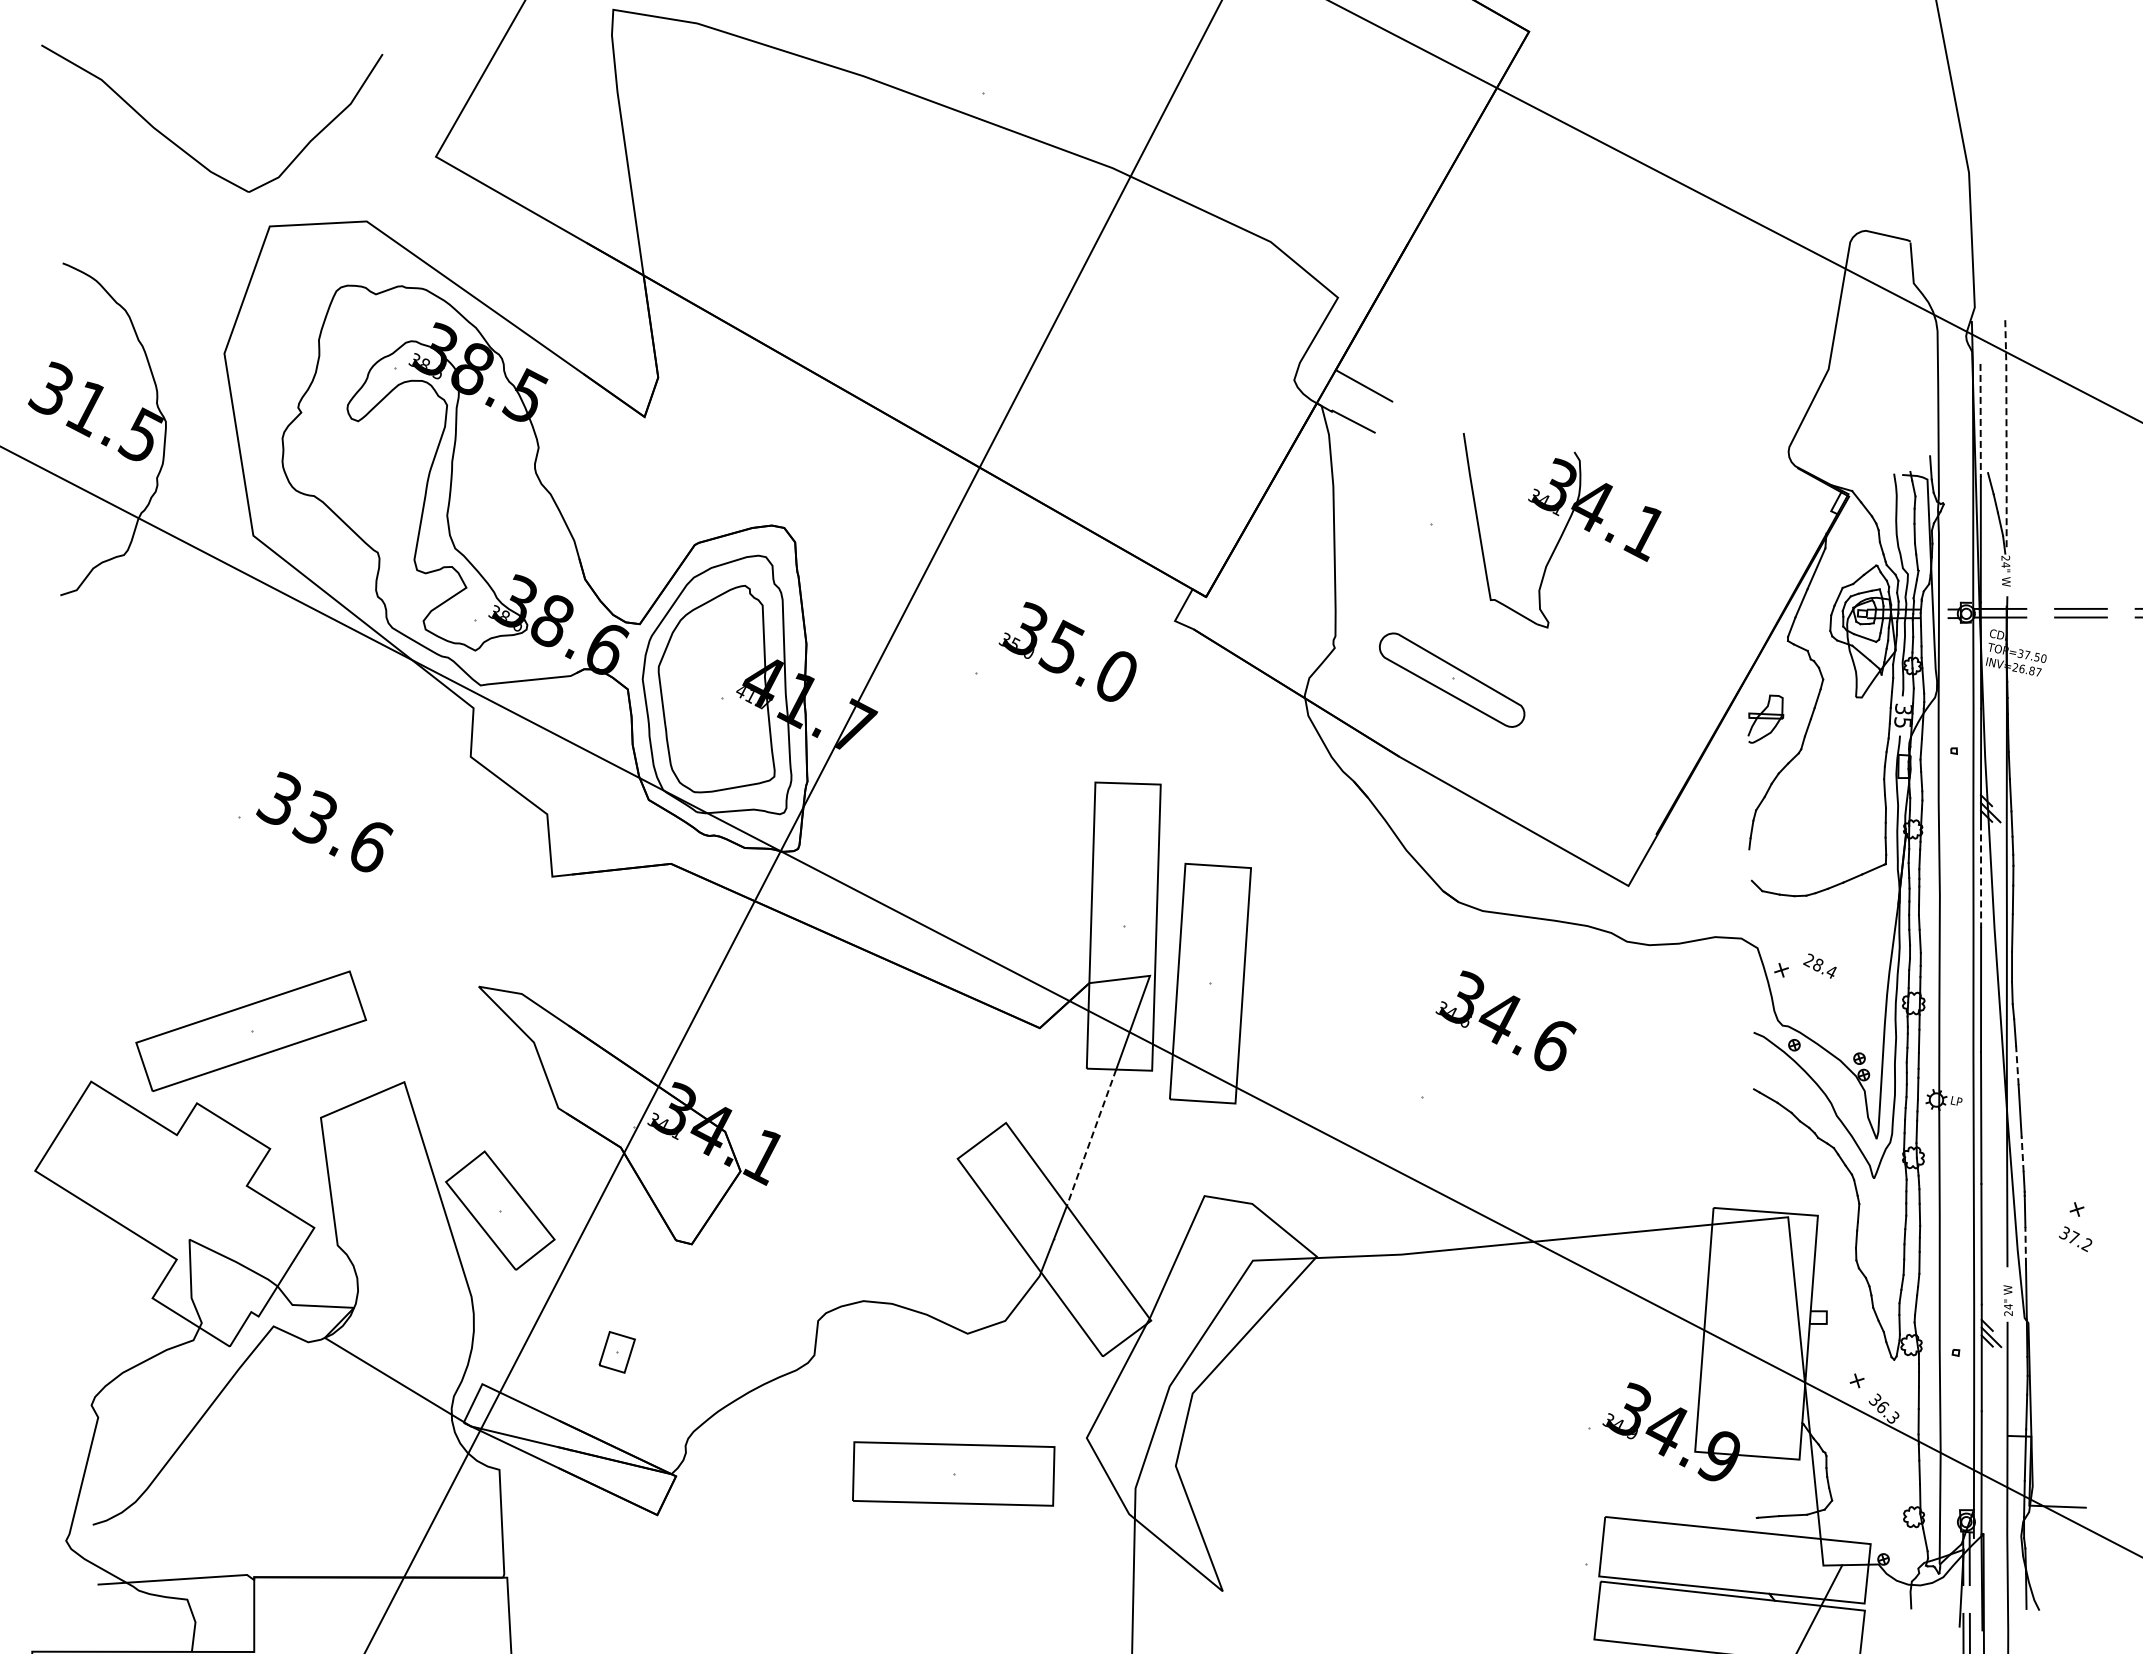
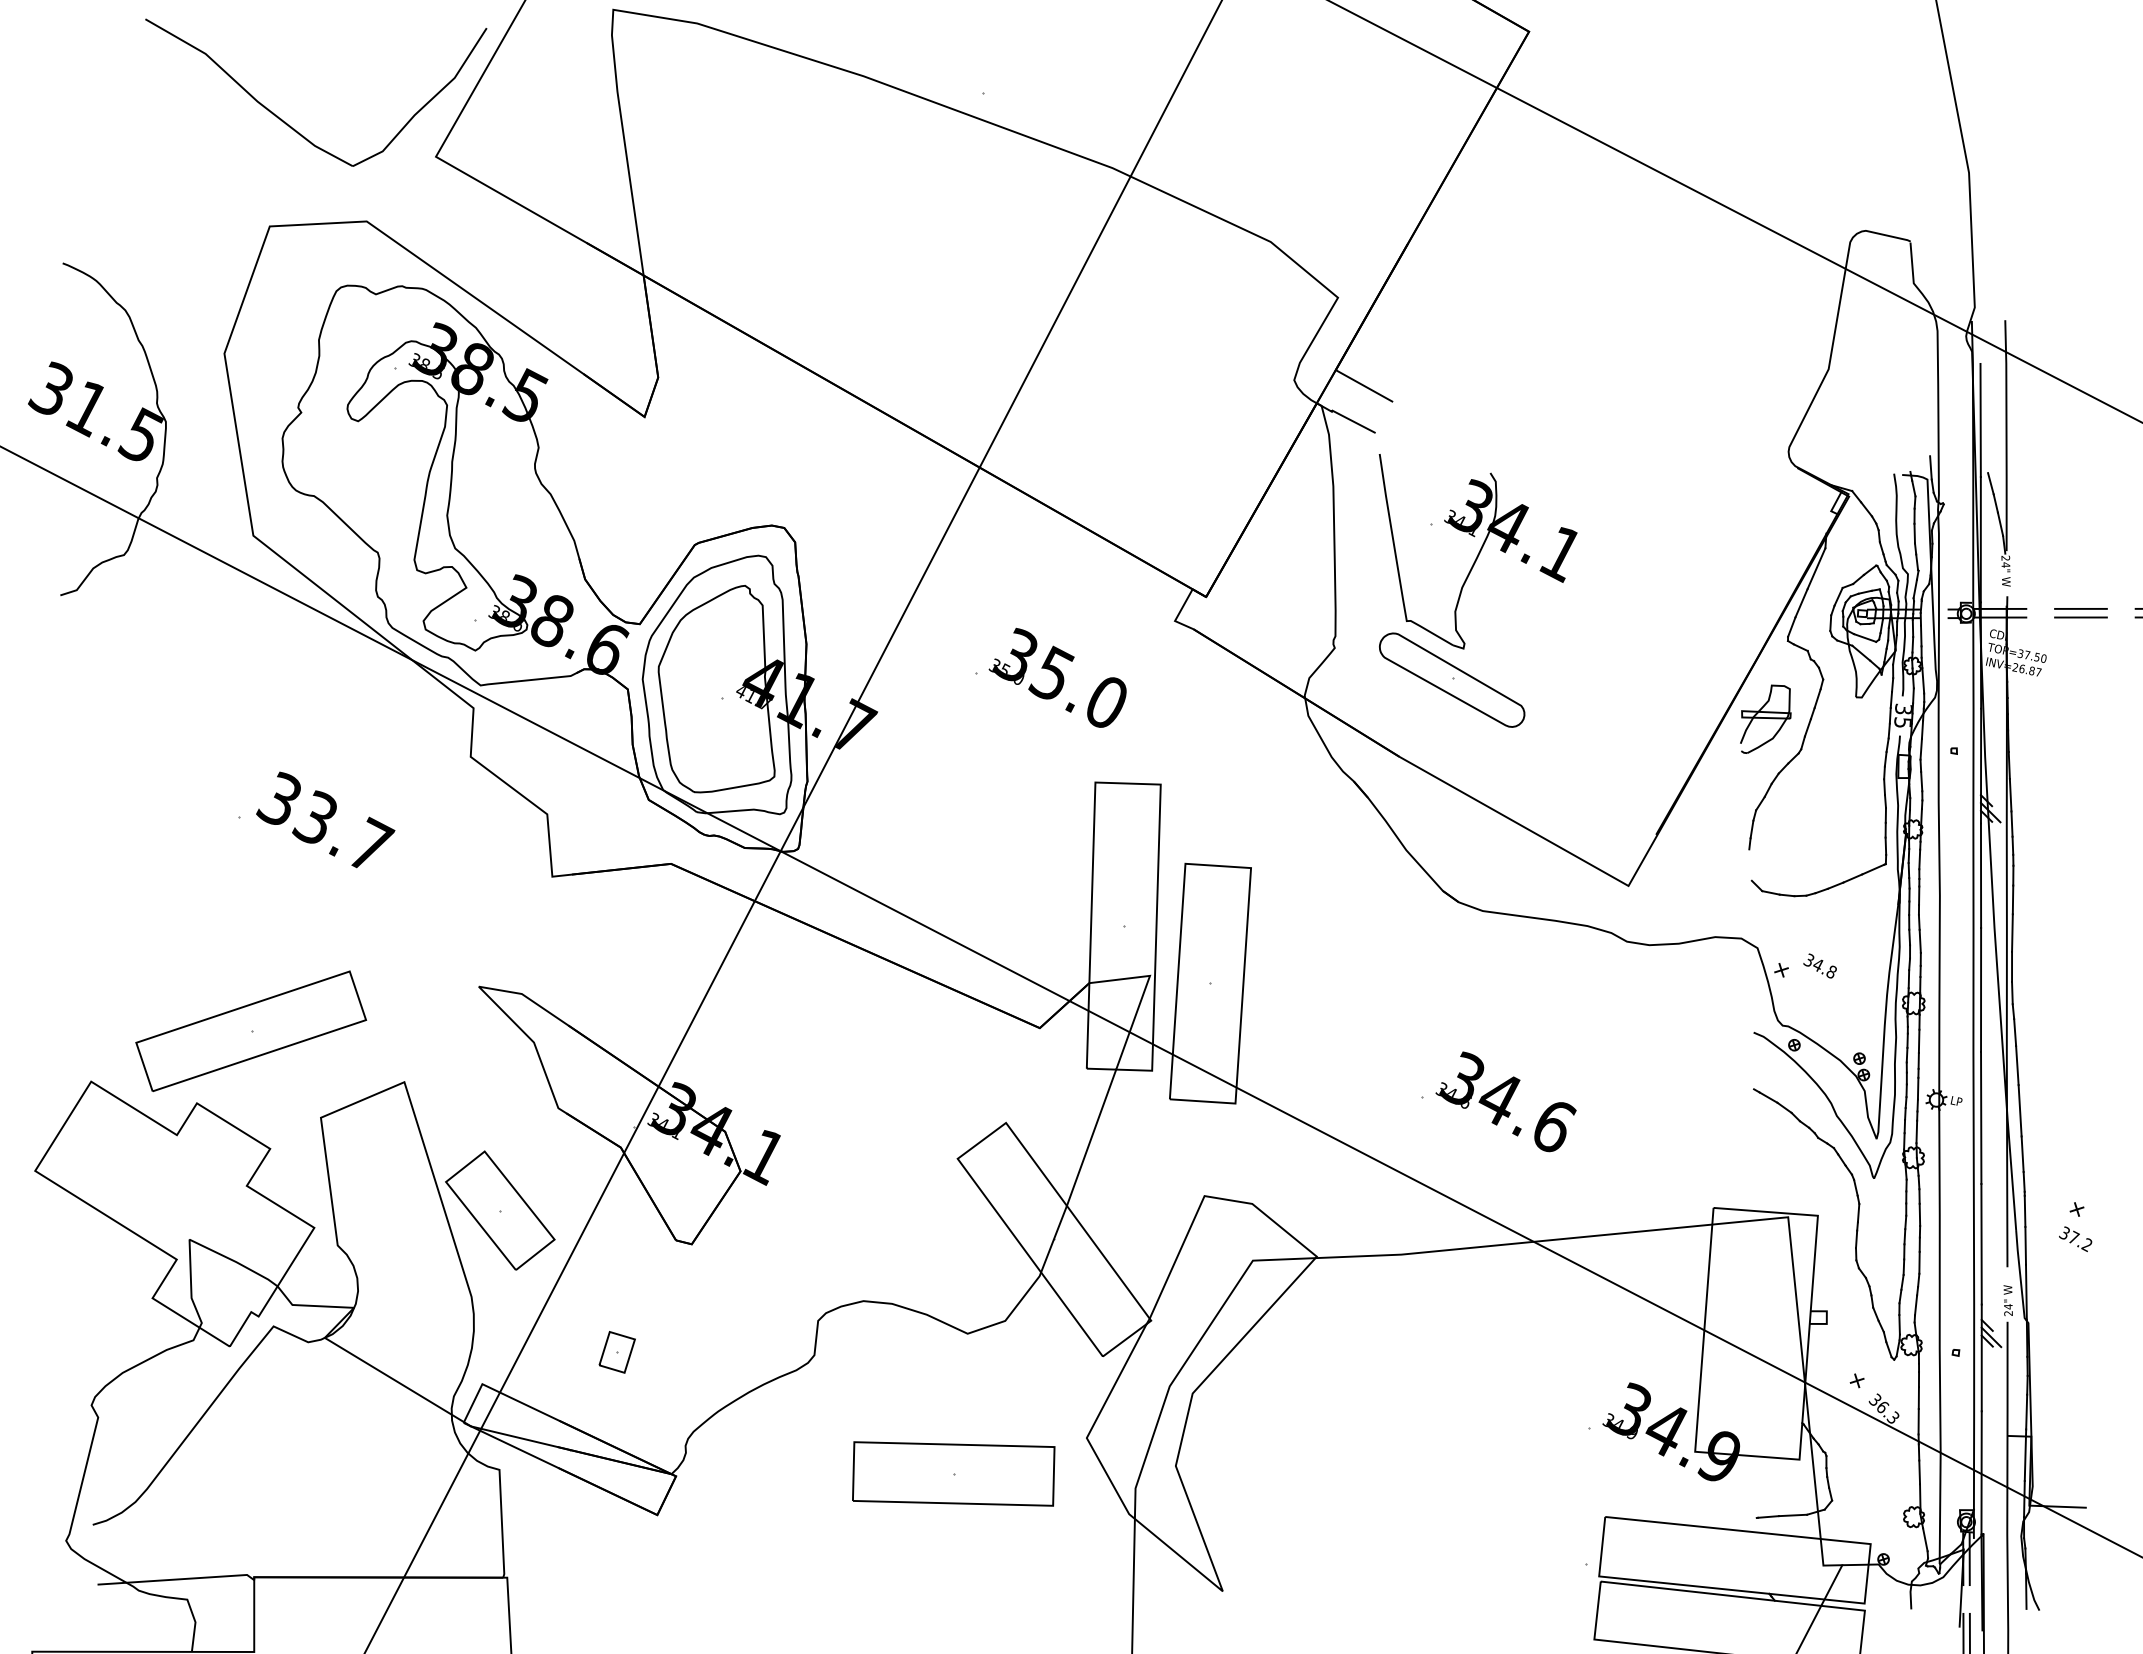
part position: (186, 151) -> (290, 125) (290, 125)
line: dashed -> solid (1980, 420)
line: dashed -> solid (2006, 436)
part position: (1561, 530) -> (1477, 551) (1477, 551)
text position: (1067, 651) -> (1057, 677) (1057, 677)
part size: 38x50 px -> 52x70 px (1765, 718)
text: 33.6 -> 33.7 (373, 844)
line: dashed -> solid (1981, 876)
text: 28.4 -> 34.8 (1819, 965)
text position: (1505, 1020) -> (1505, 1101) (1505, 1101)
line: dashed -> solid (2017, 1065)
line: dashed -> solid (1091, 1138)
line: dashed -> solid (2022, 1154)
line: dashed -> solid (2025, 1245)
